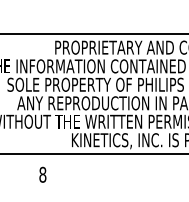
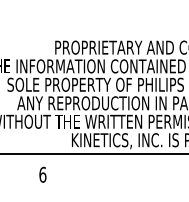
line: present -> none (93, 33)
text: 8 -> 6 (42, 174)
